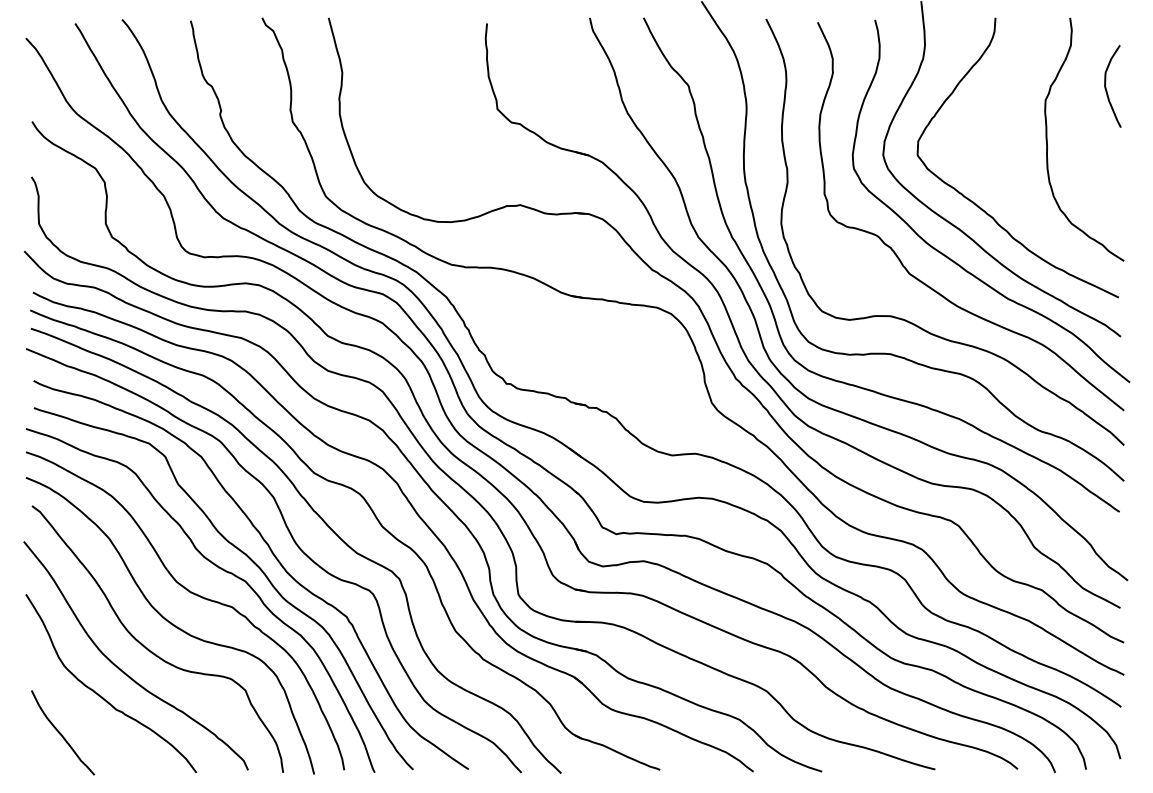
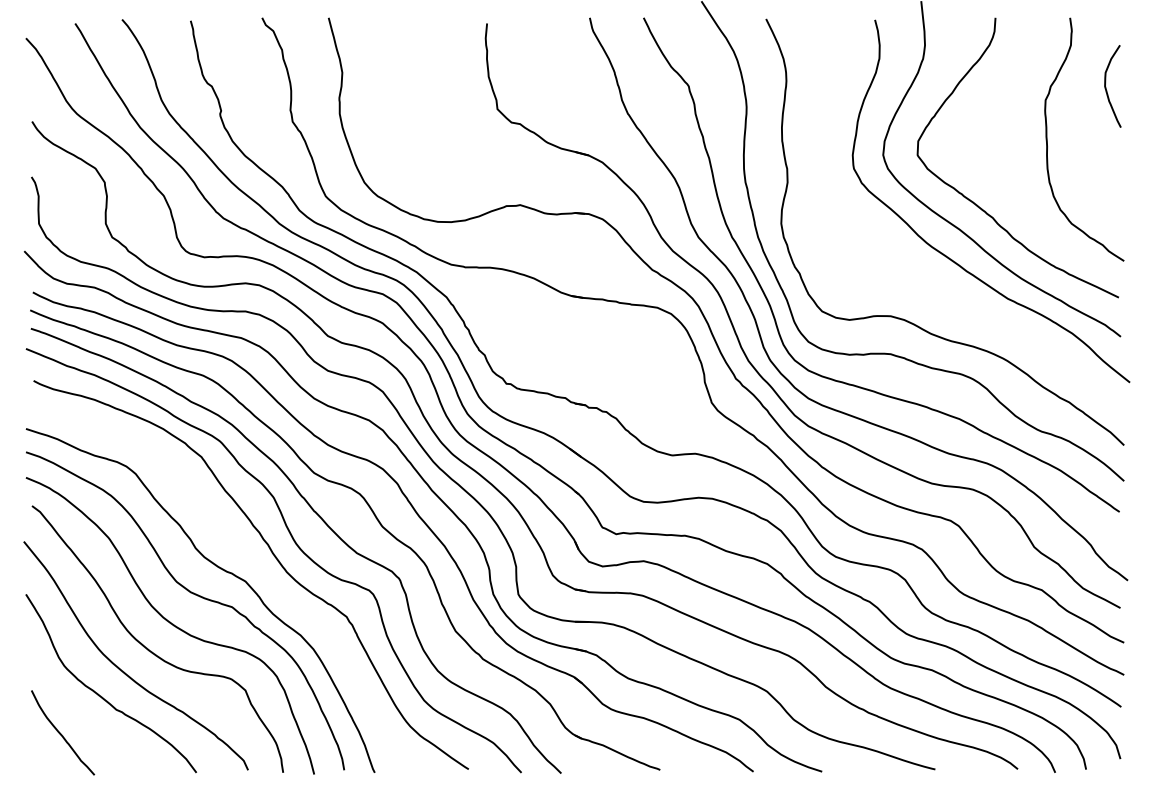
curve: present -> none (924, 282)
curve: present -> none (250, 560)
